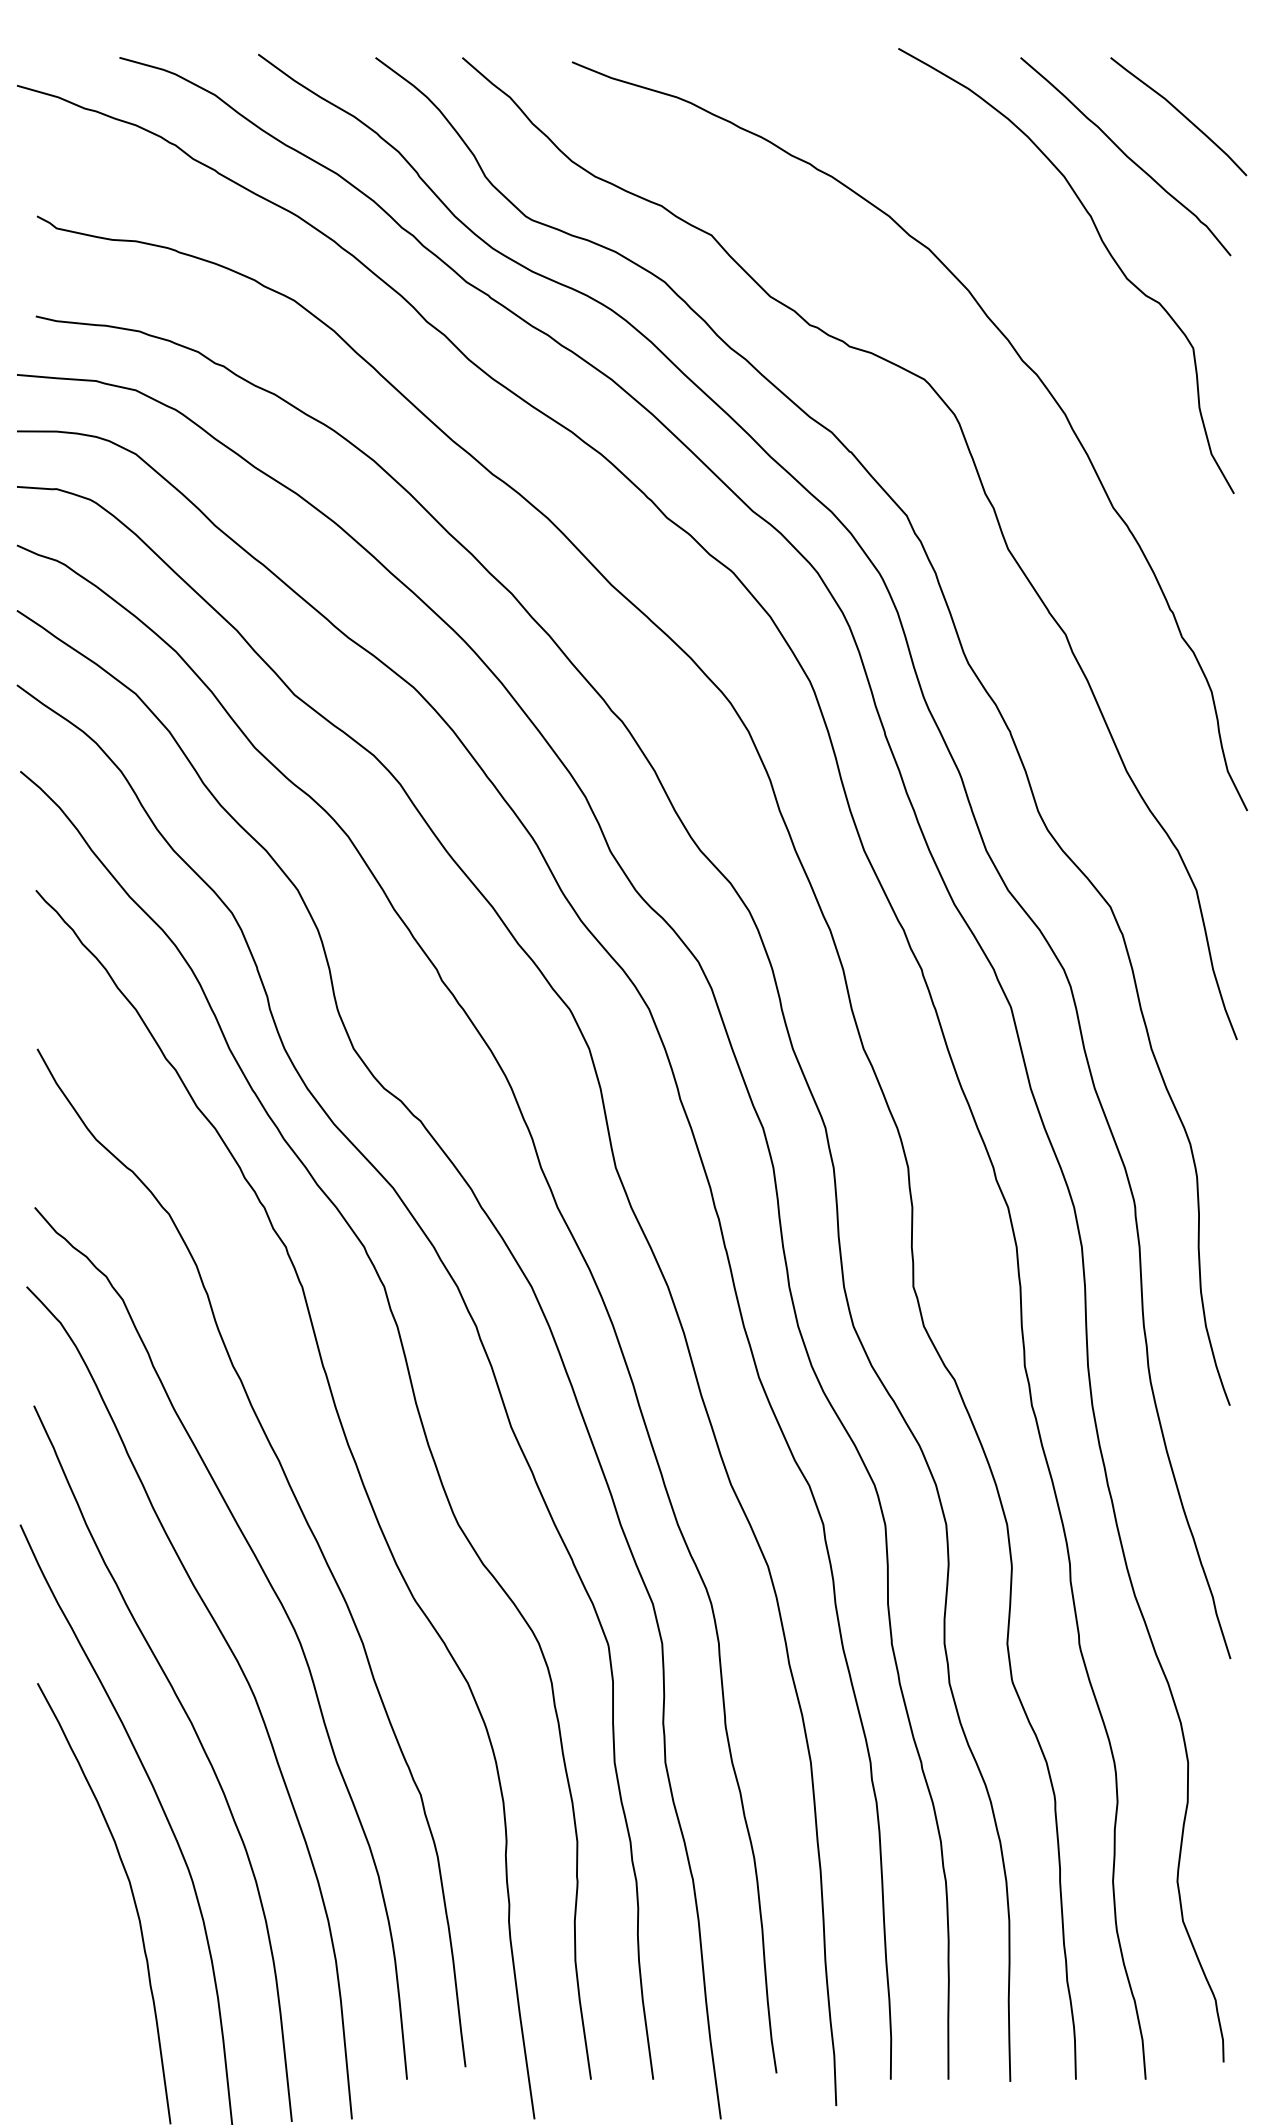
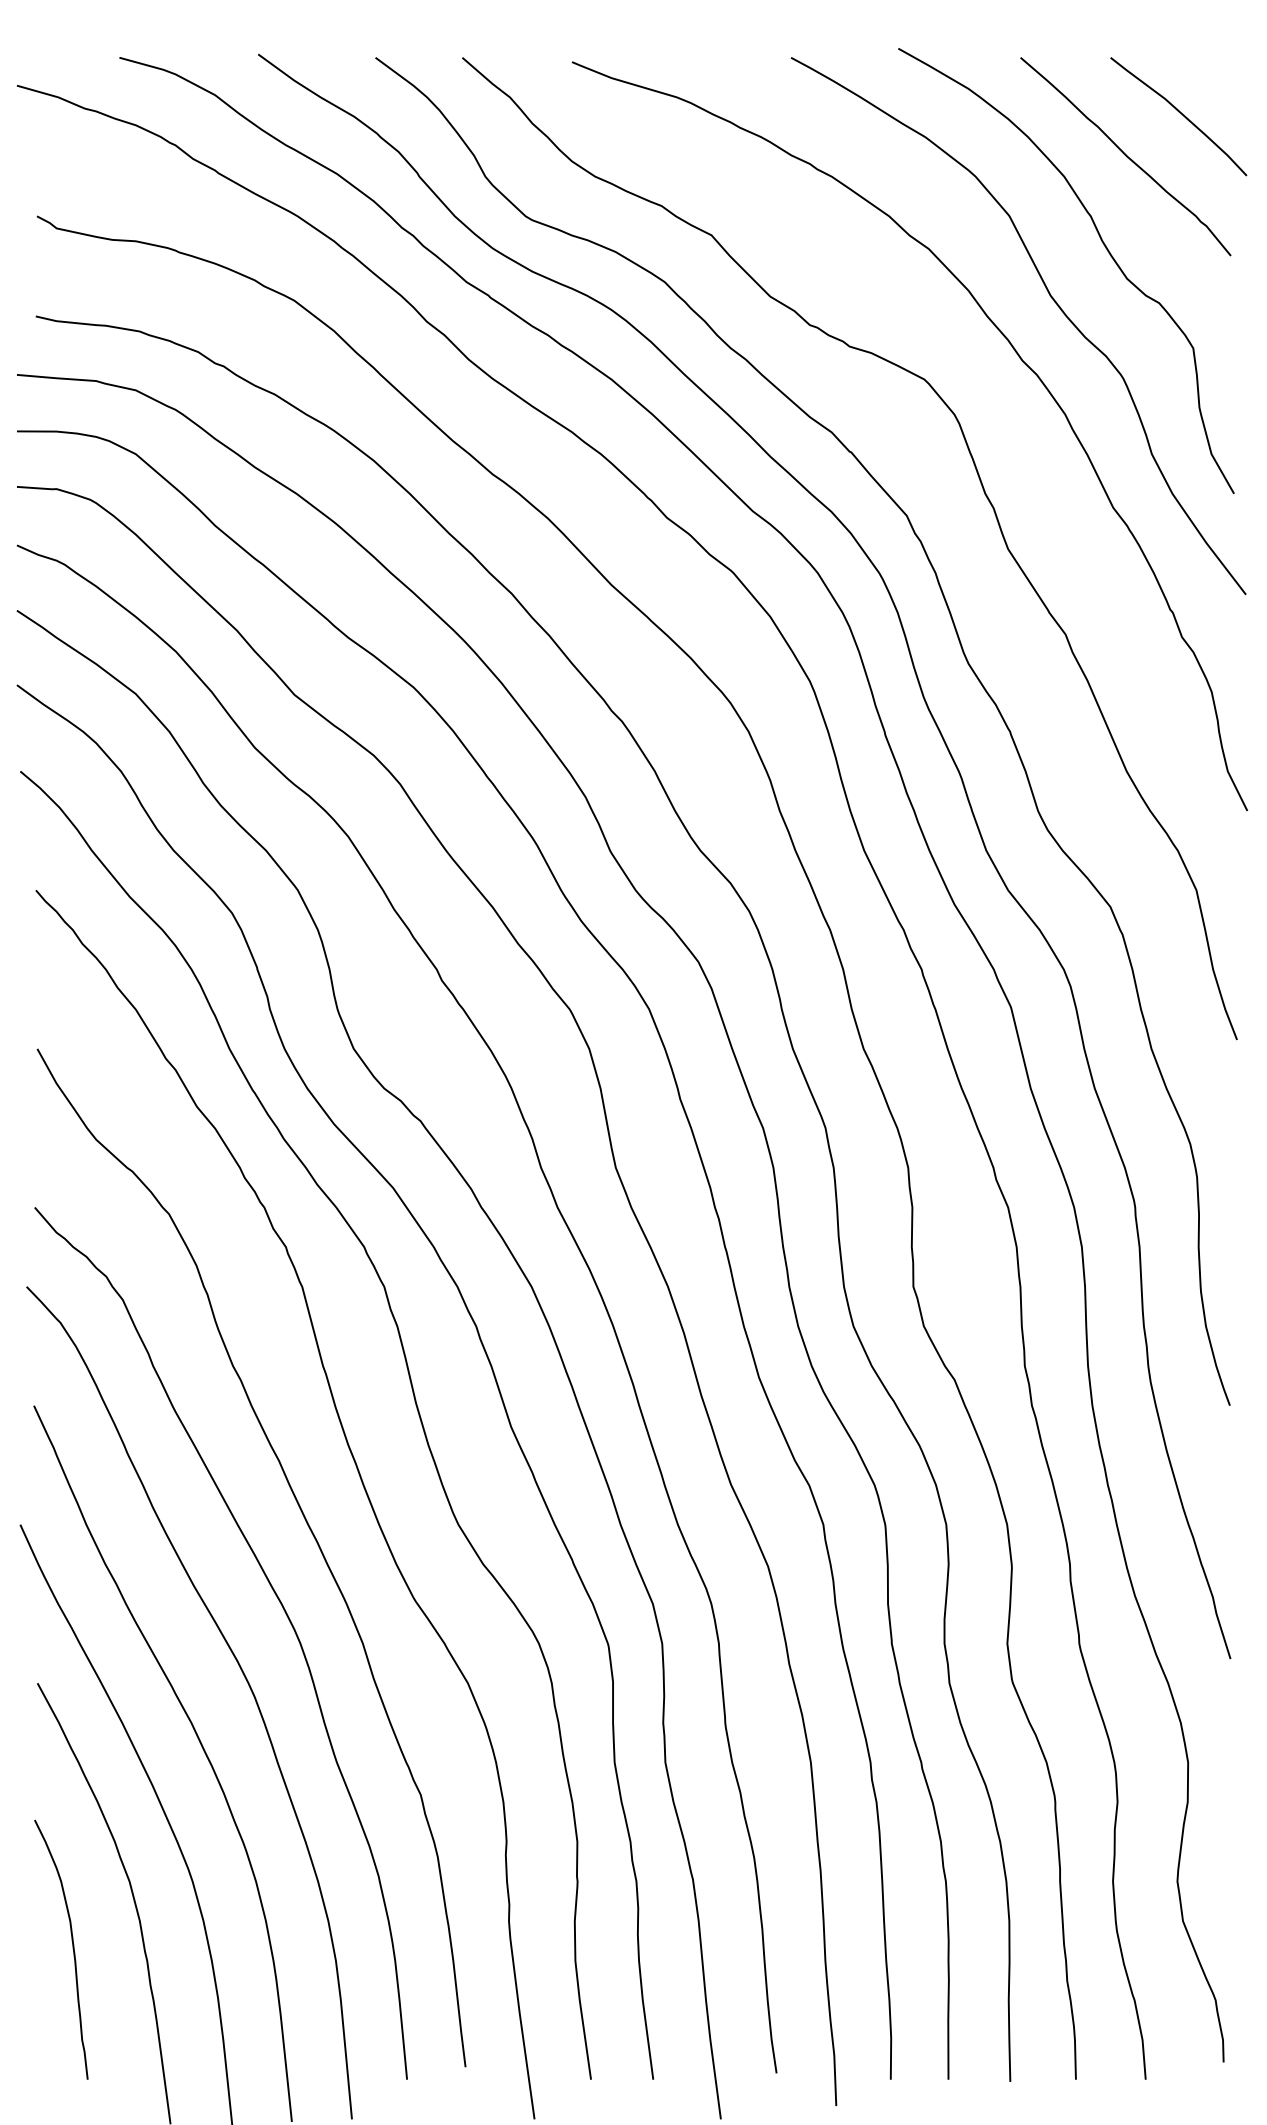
curve: none -> present (1053, 301)
curve: none -> present (72, 1949)
